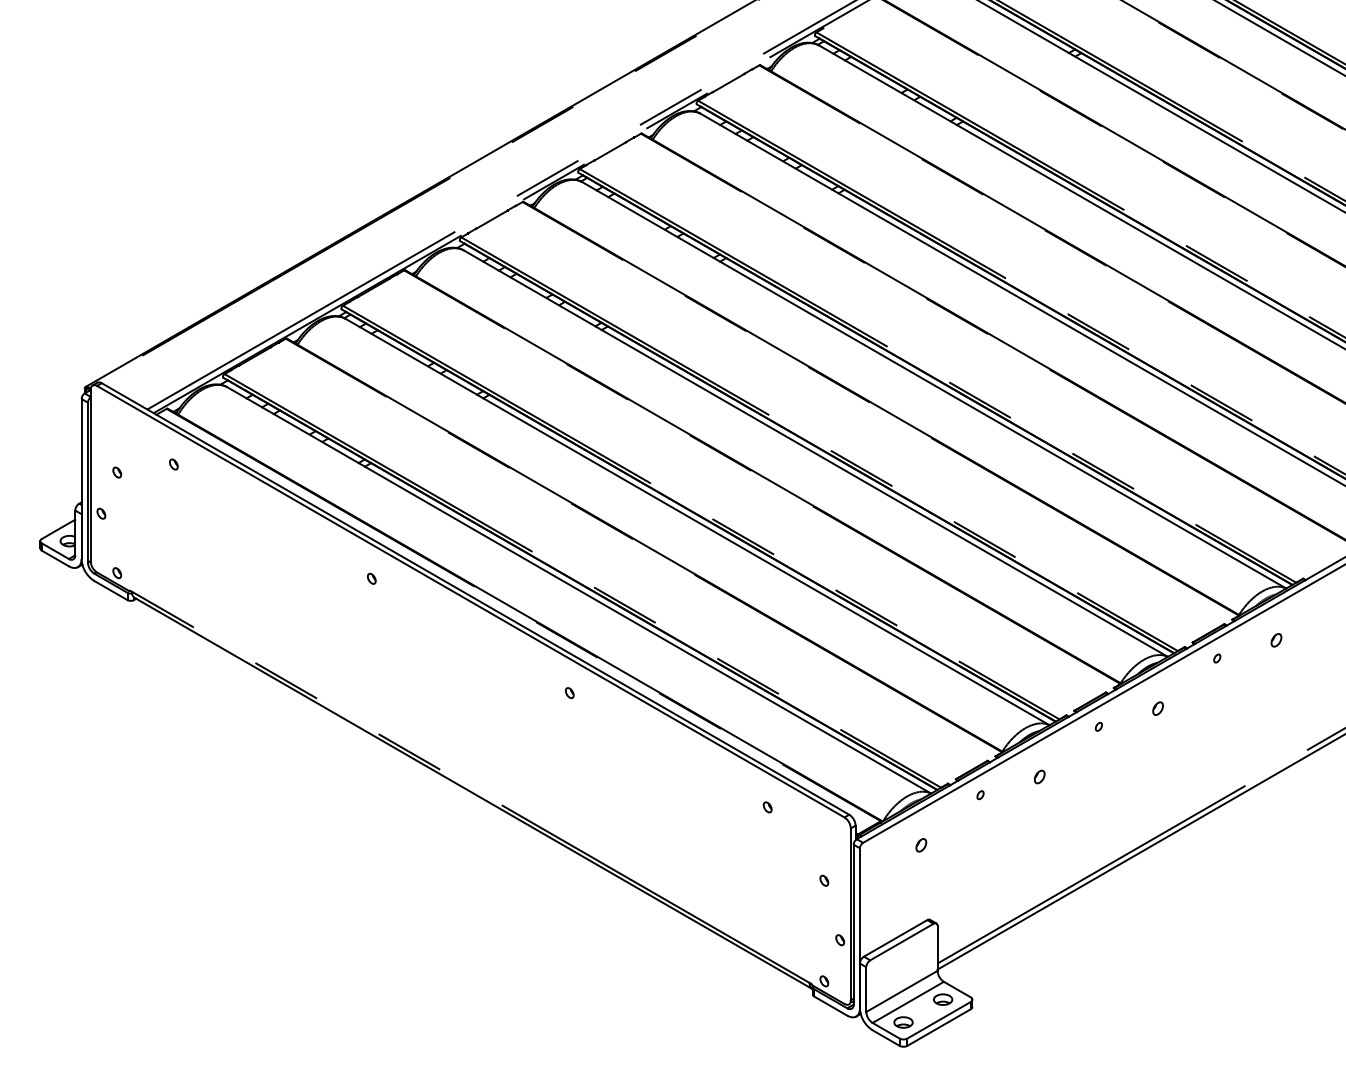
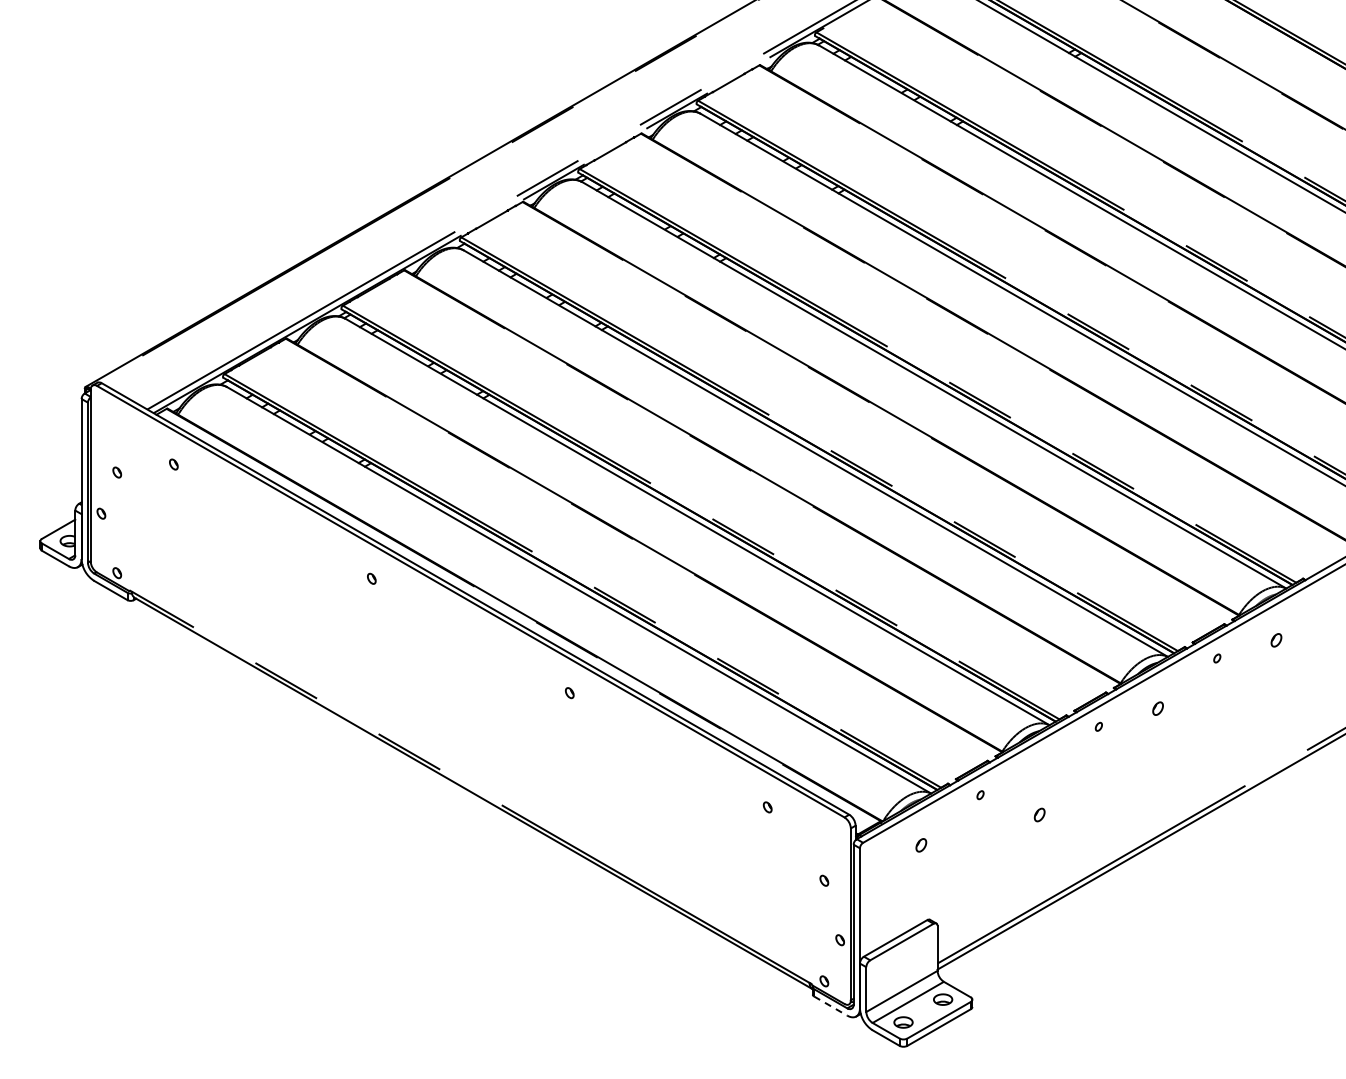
line: present -> none (1280, 38)
part position: (1039, 776) -> (1039, 814) (1039, 814)
line: solid -> dashed (831, 1006)
